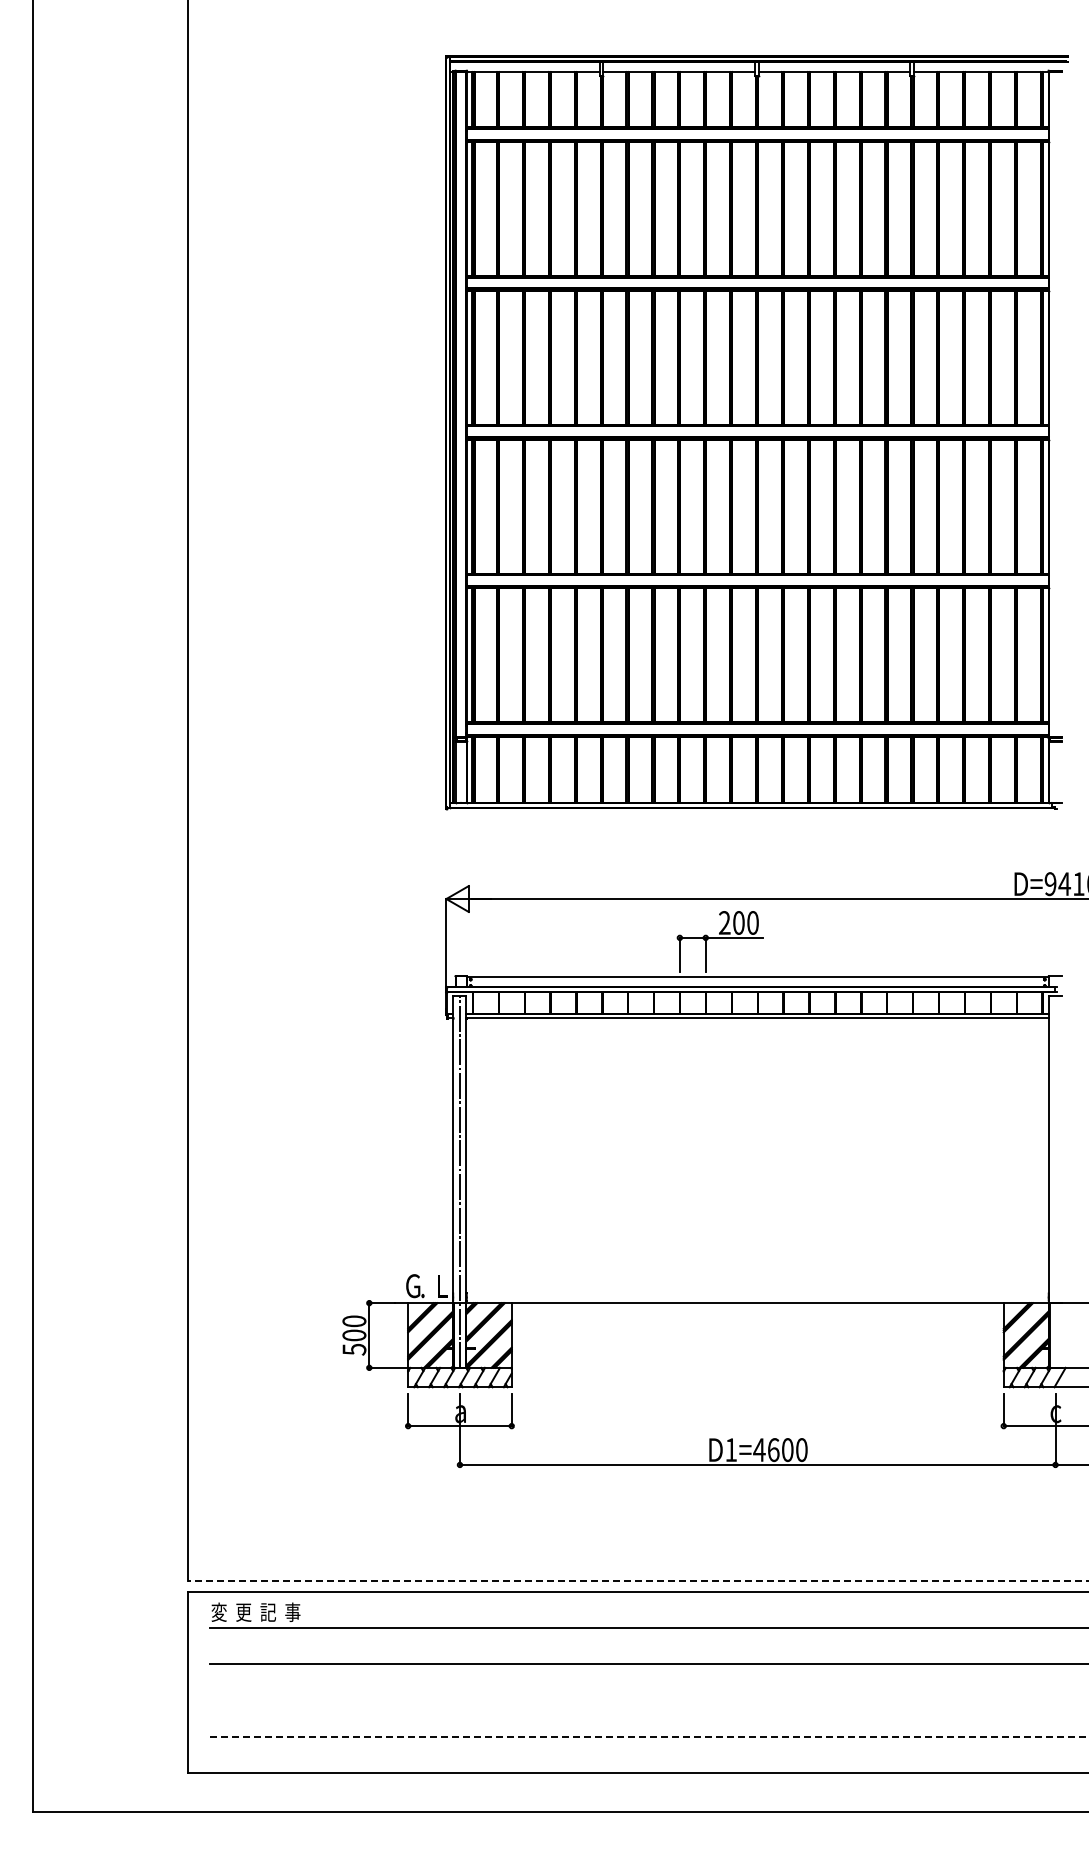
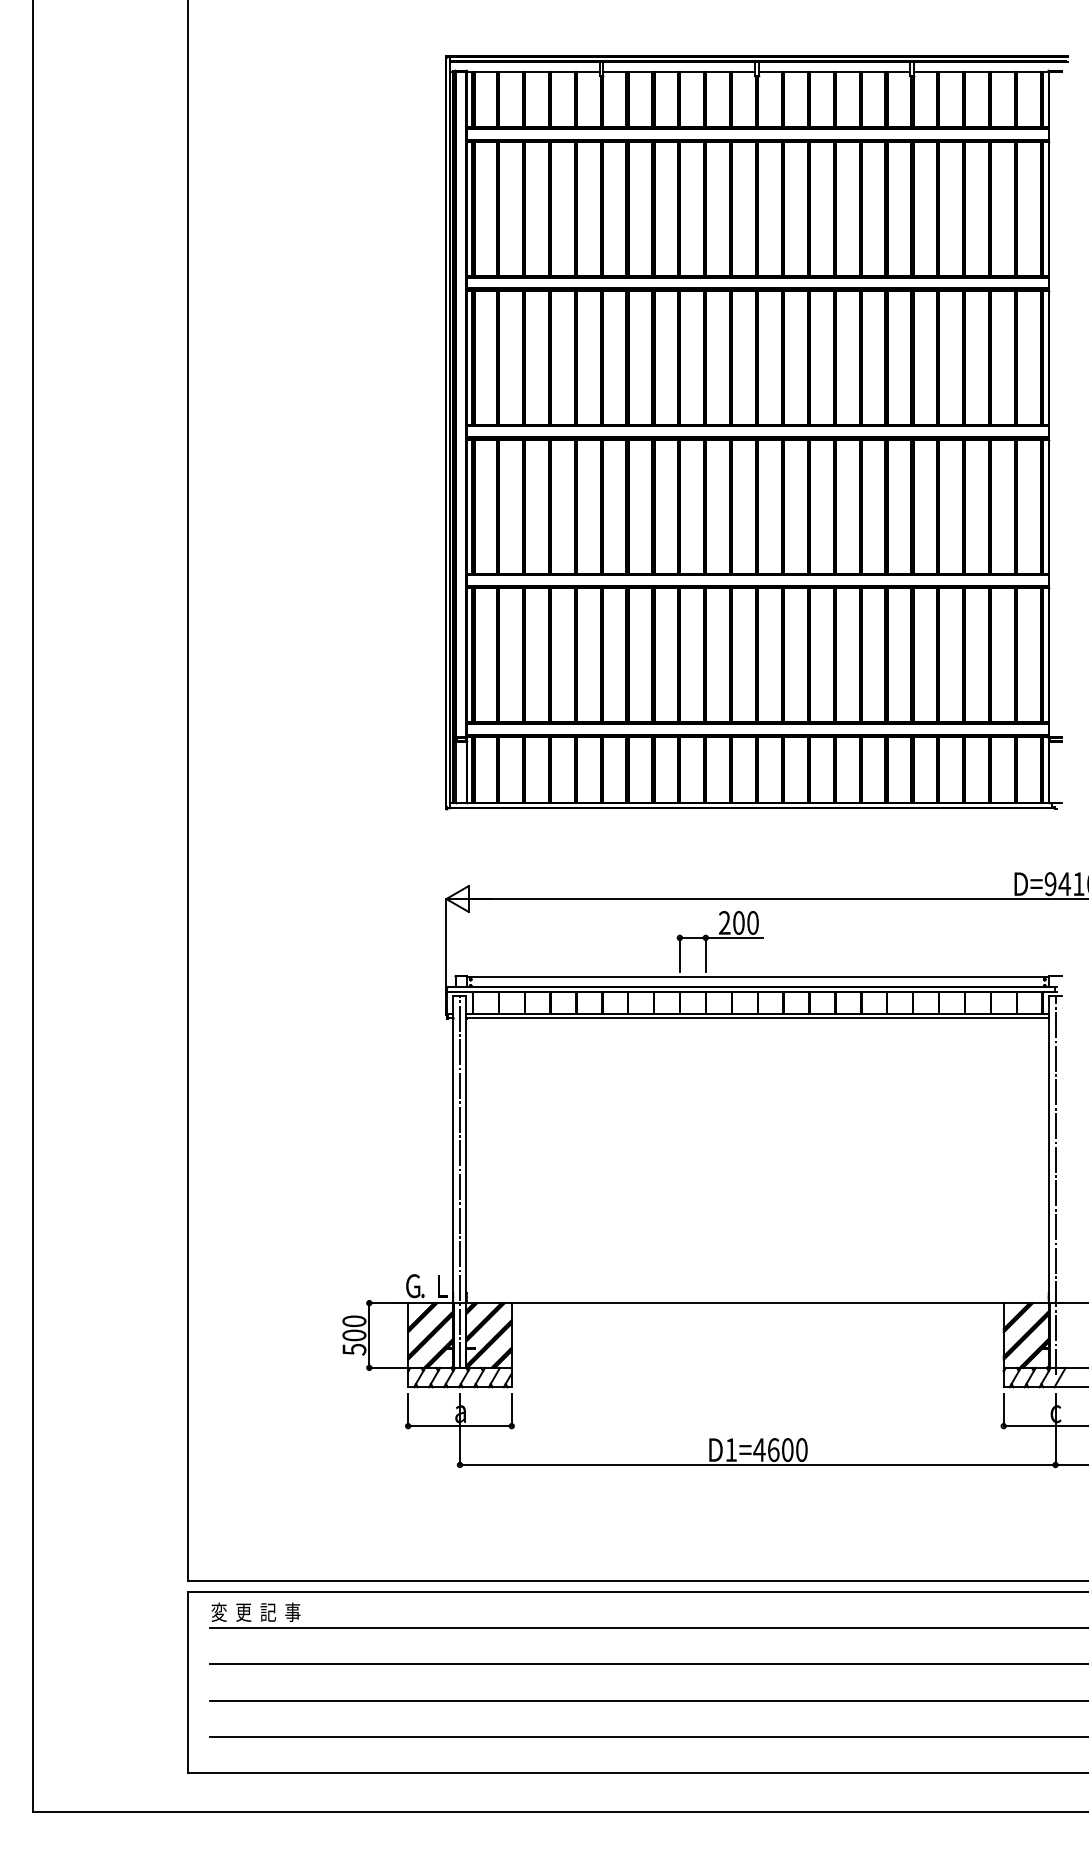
line: none -> present (1055, 1184)
line: dashed -> solid (638, 1581)
line: none -> present (647, 1700)
line: dashed -> solid (649, 1736)
